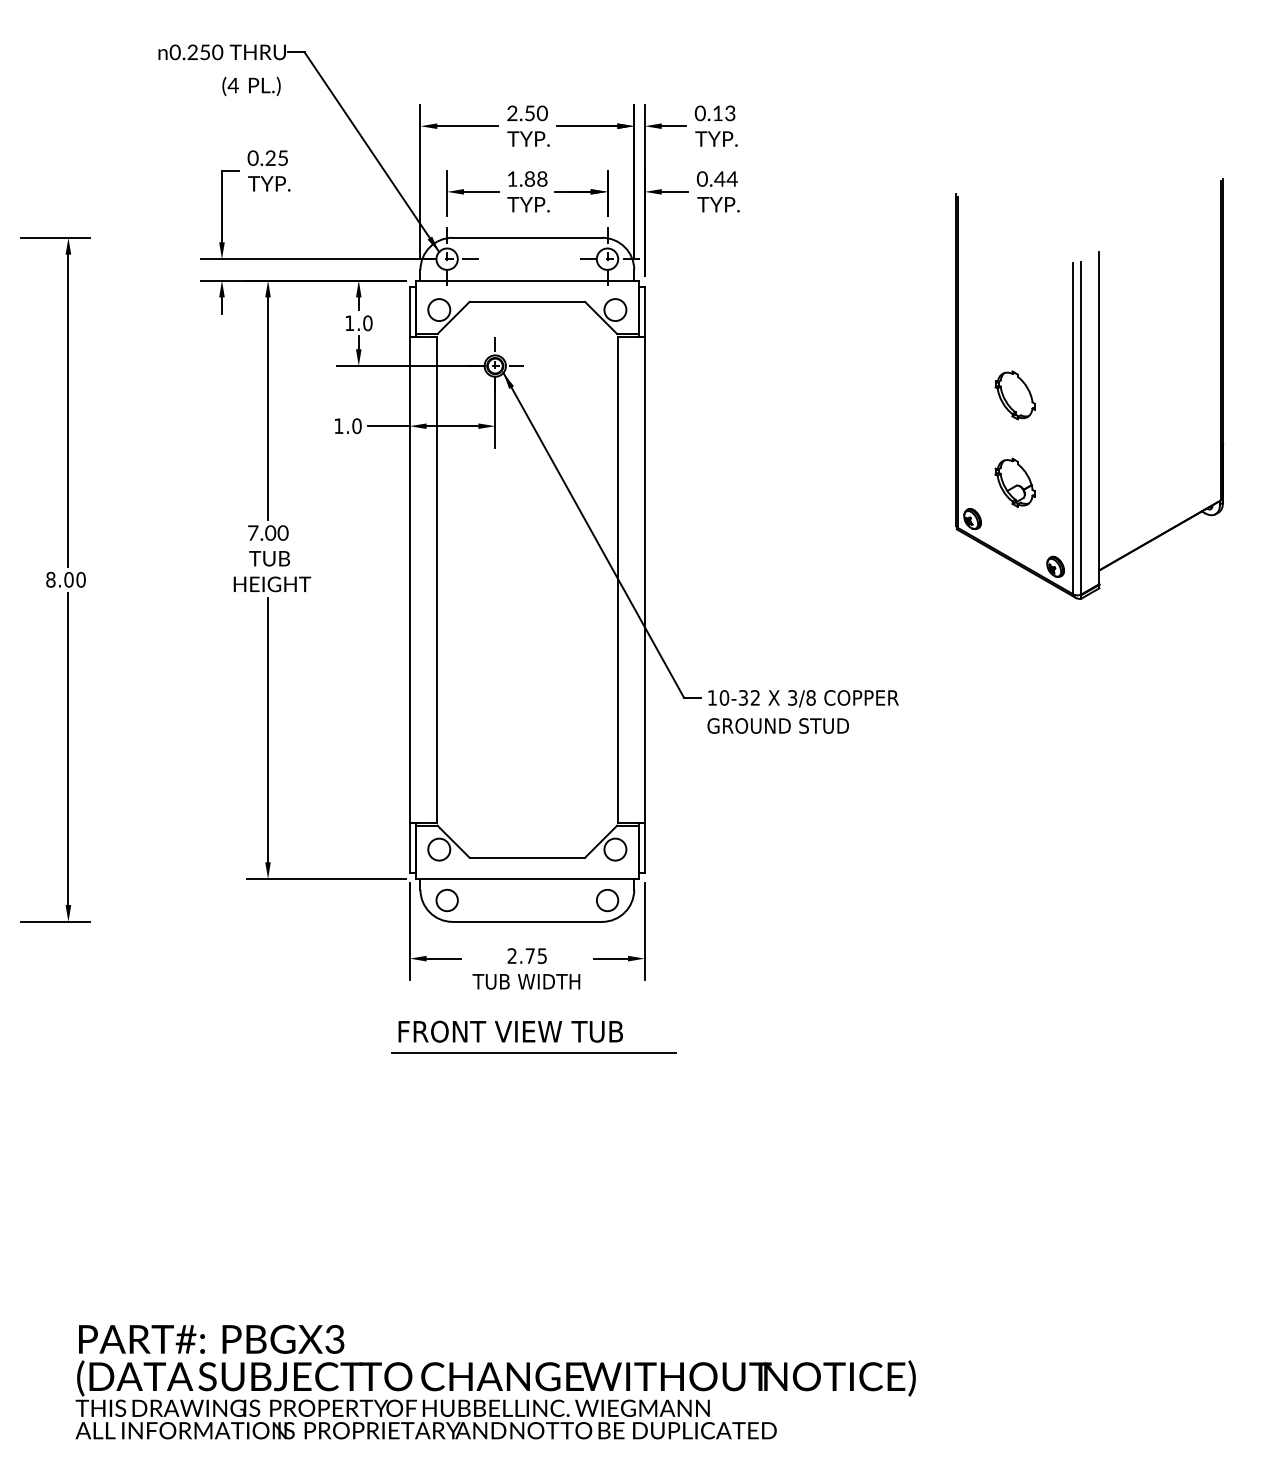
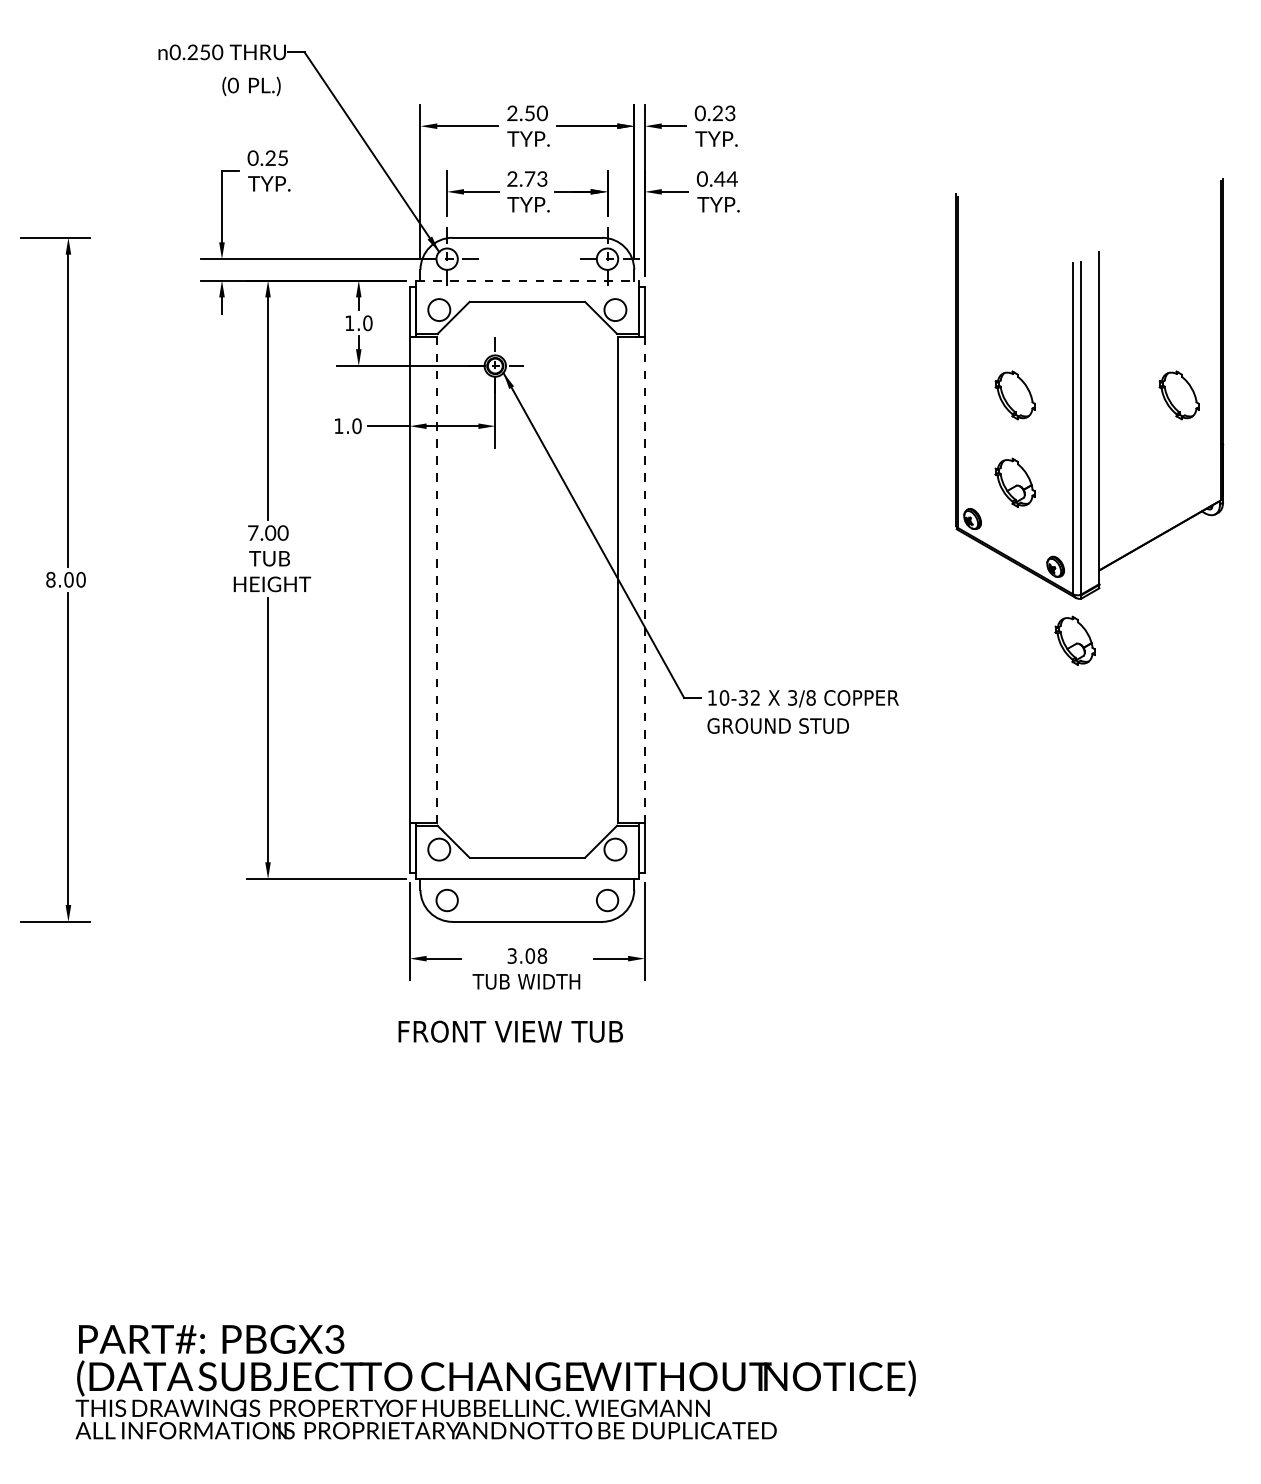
text: (4 -> (0 (232, 85)
text: 0.13 -> 0.23 (717, 112)
text: 1.88 -> 2.73 (527, 178)
line: solid -> dashed (527, 280)
part: none -> present (1178, 395)
line: solid -> dashed (436, 580)
line: solid -> dashed (644, 580)
part: none -> present (1074, 640)
text: 2.75 -> 3.08 (527, 955)
line: present -> none (533, 1052)
